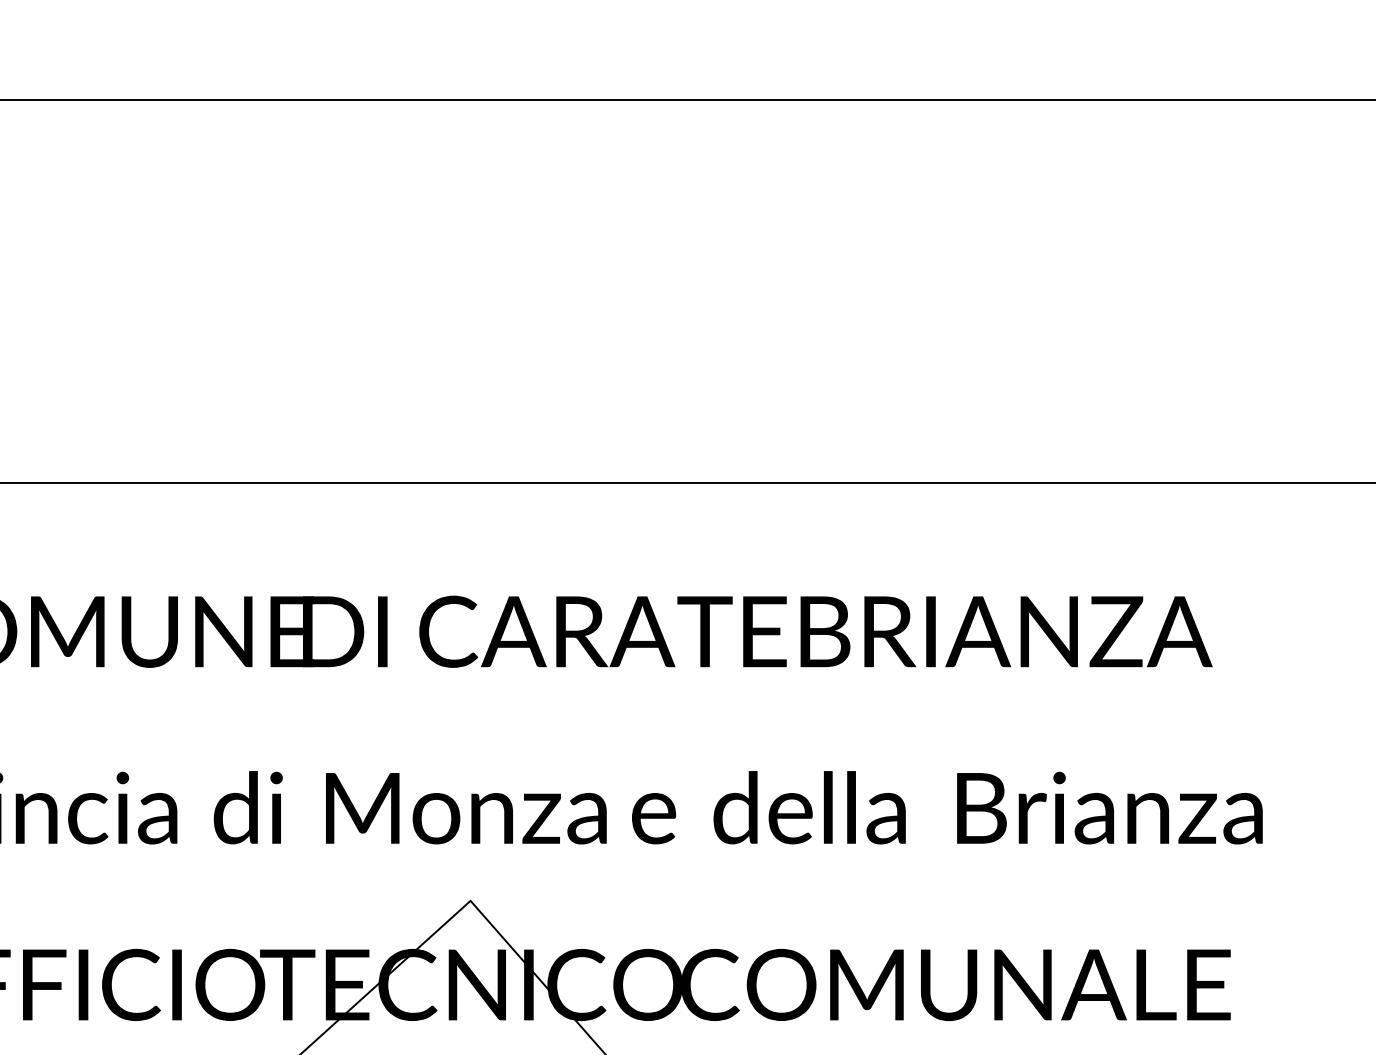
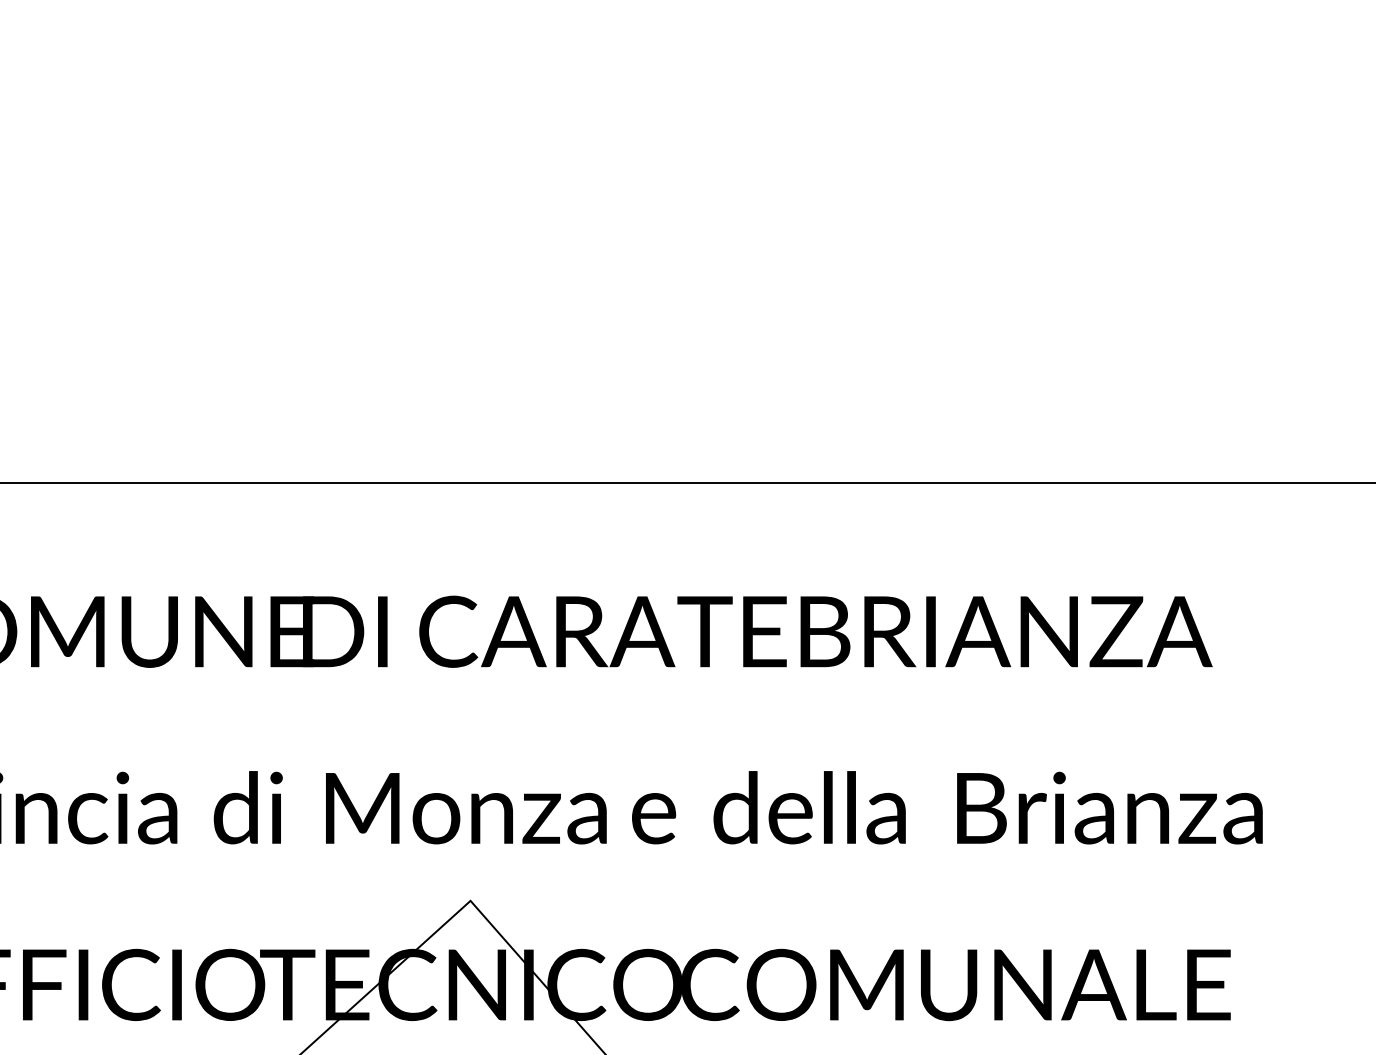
line: present -> none (687, 100)
